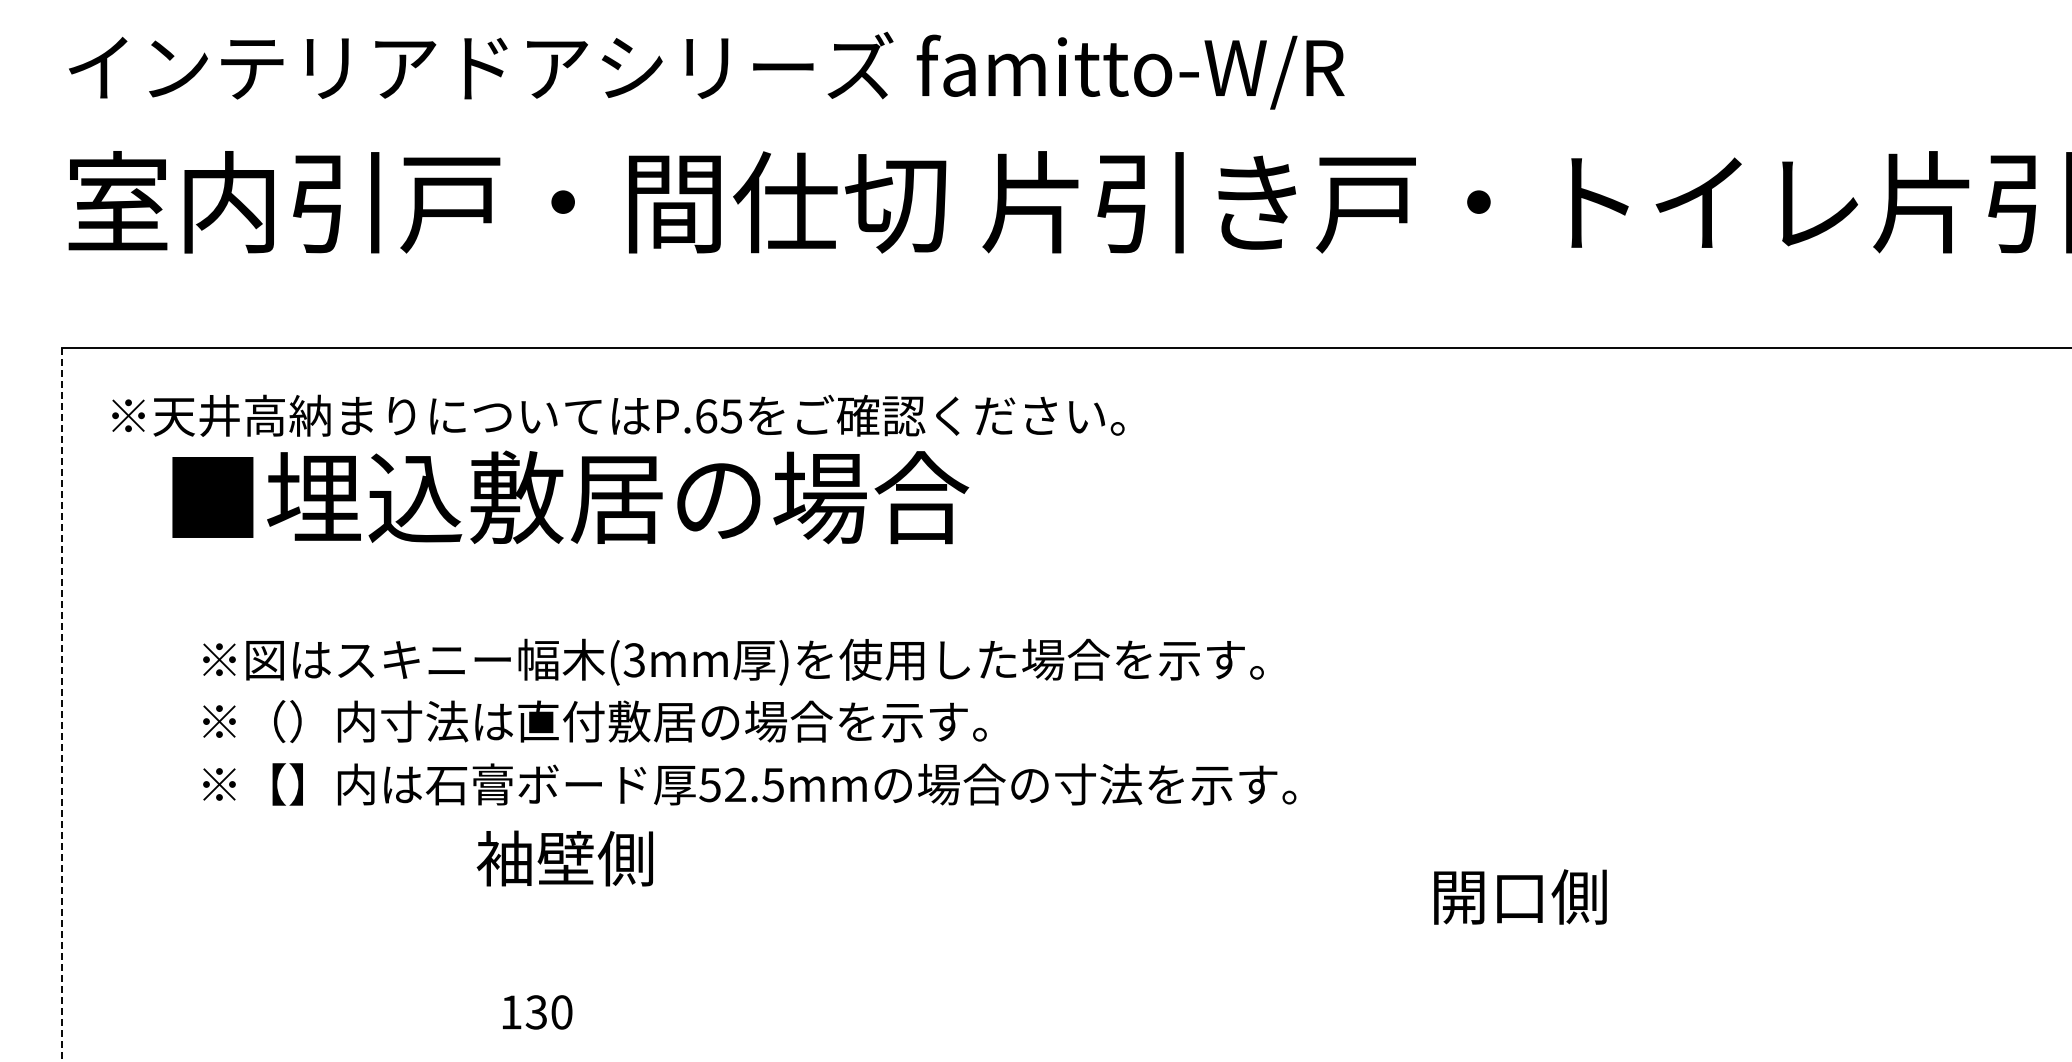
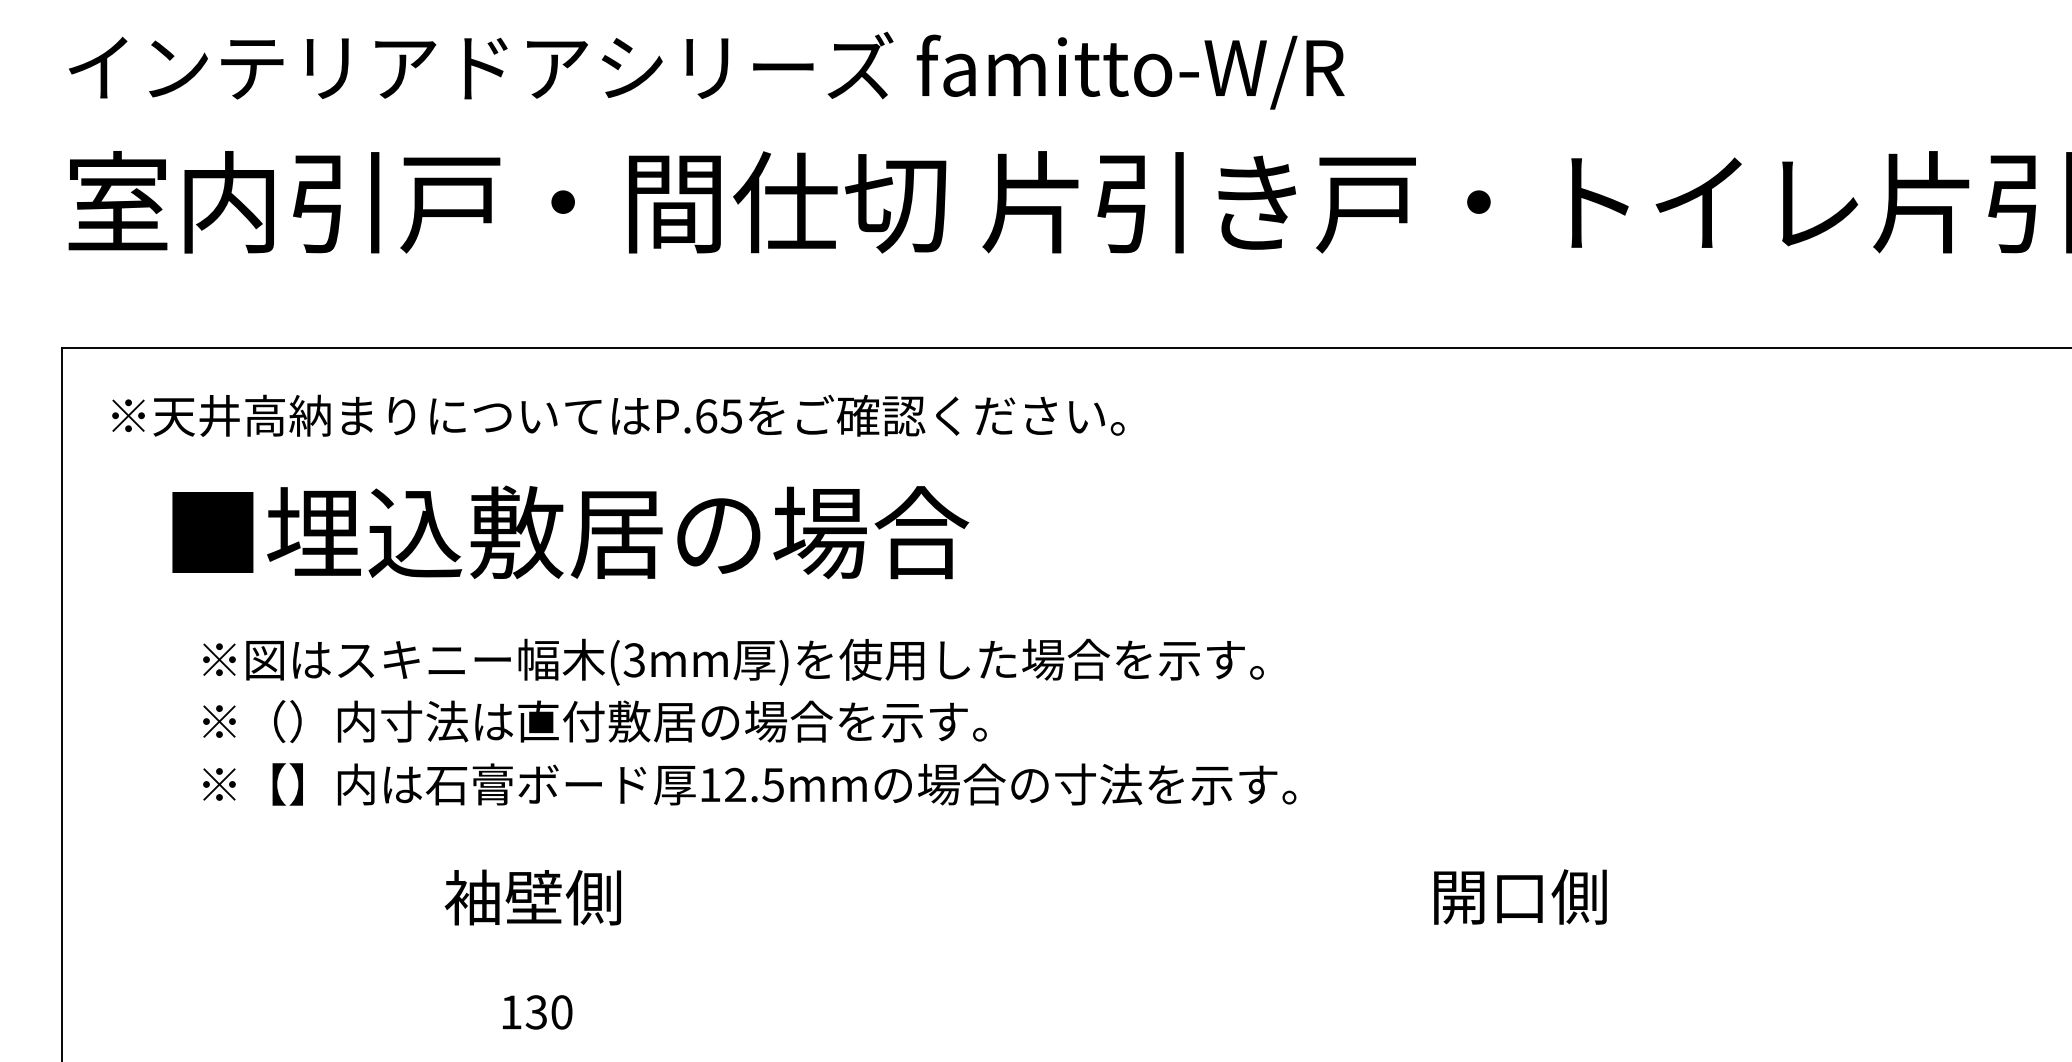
text position: (570, 497) -> (570, 532) (570, 532)
line: dashed -> solid (62, 705)
text: 52.5mm -> 12.5mm (709, 785)
text position: (564, 858) -> (532, 897) (532, 897)
